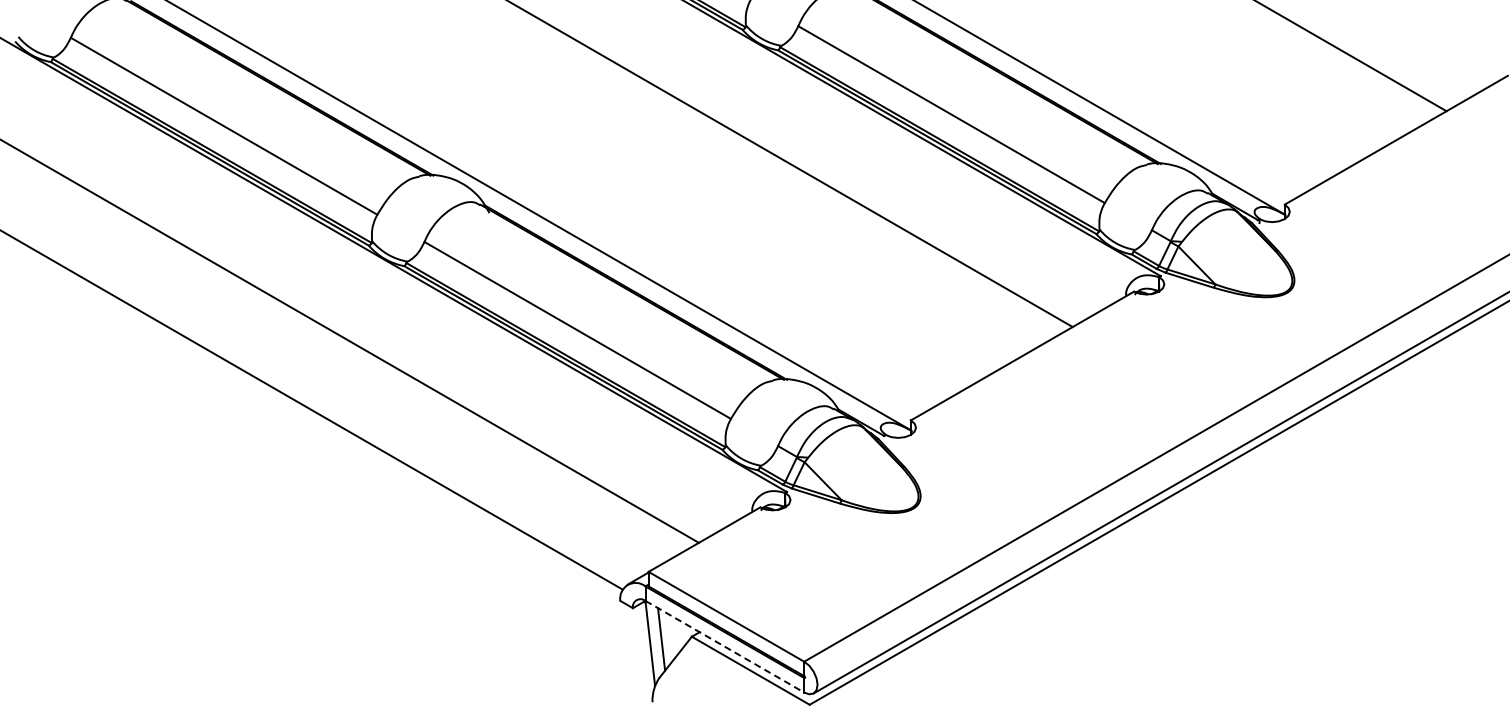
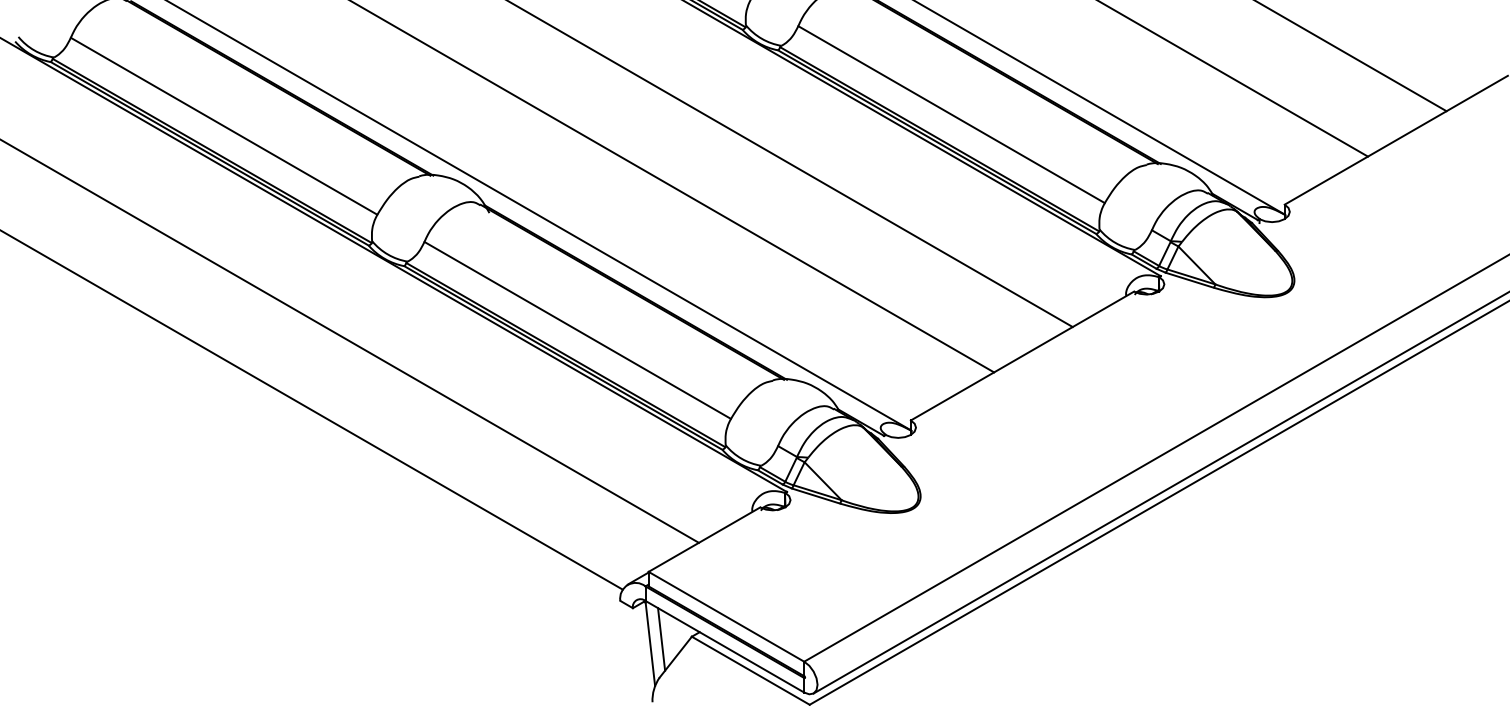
line: none -> present (1233, 79)
line: none -> present (673, 187)
line: dashed -> solid (724, 646)
